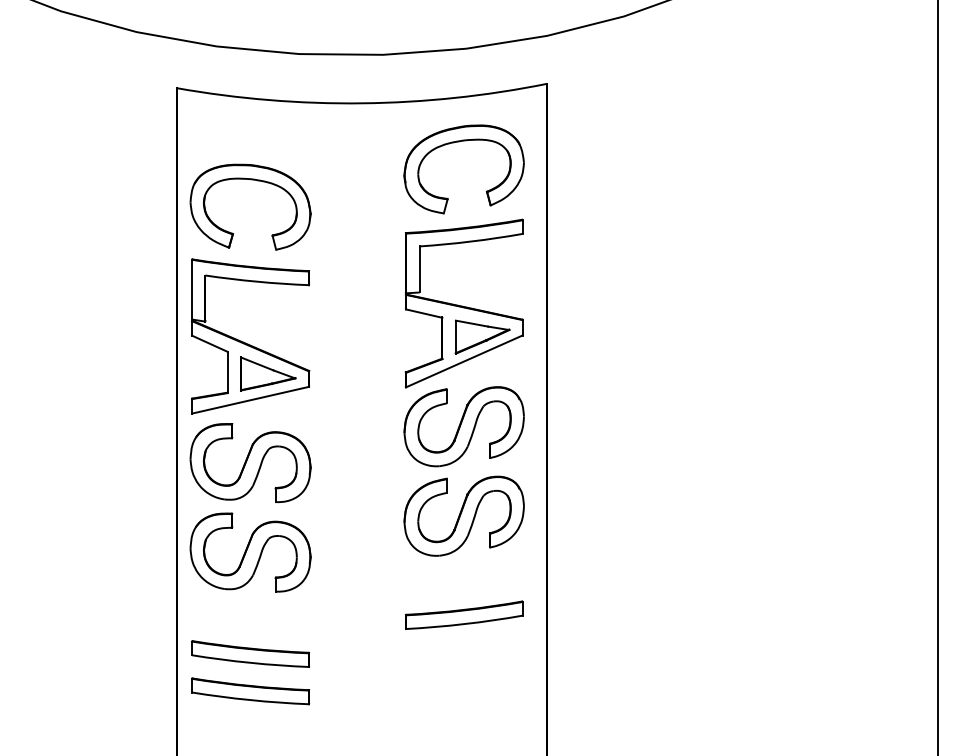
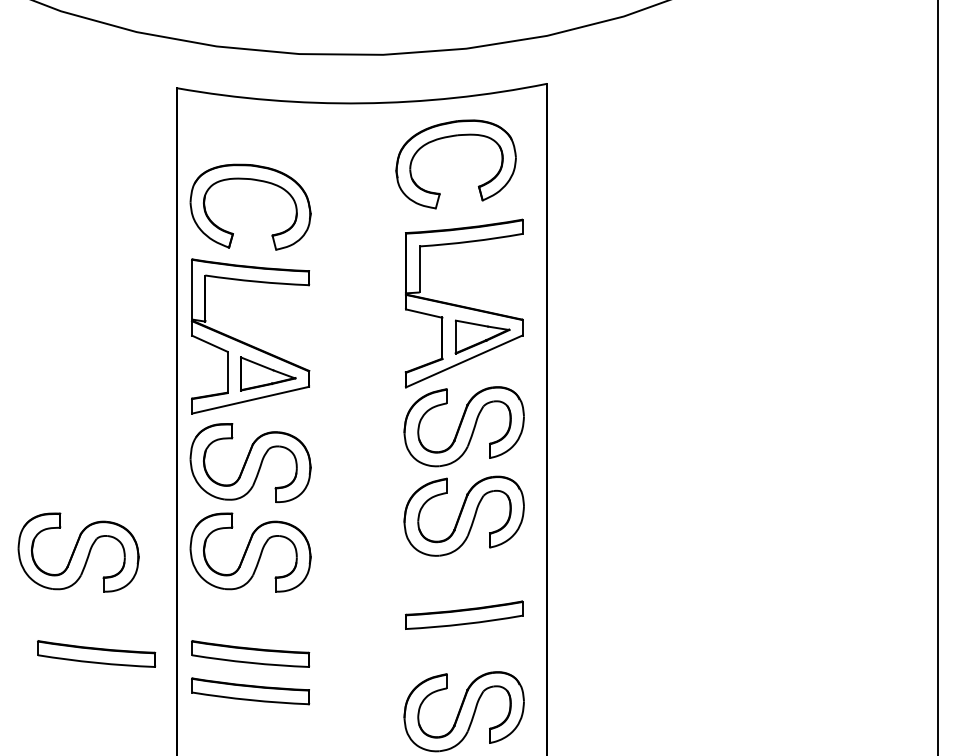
part position: (459, 142) -> (451, 137) (451, 137)
part: none -> present (78, 552)
part: none -> present (96, 653)
part: none -> present (463, 711)
